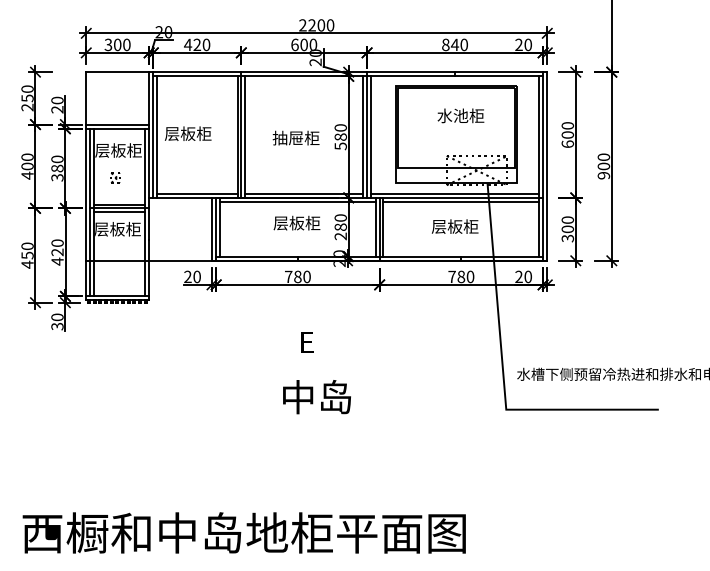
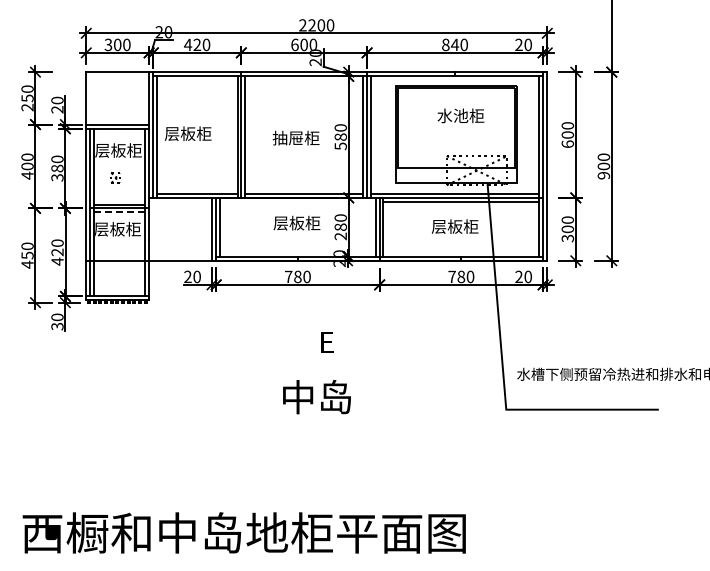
line: present -> none (297, 201)
line: solid -> dashed (119, 212)
text position: (307, 342) -> (327, 342) (327, 342)
